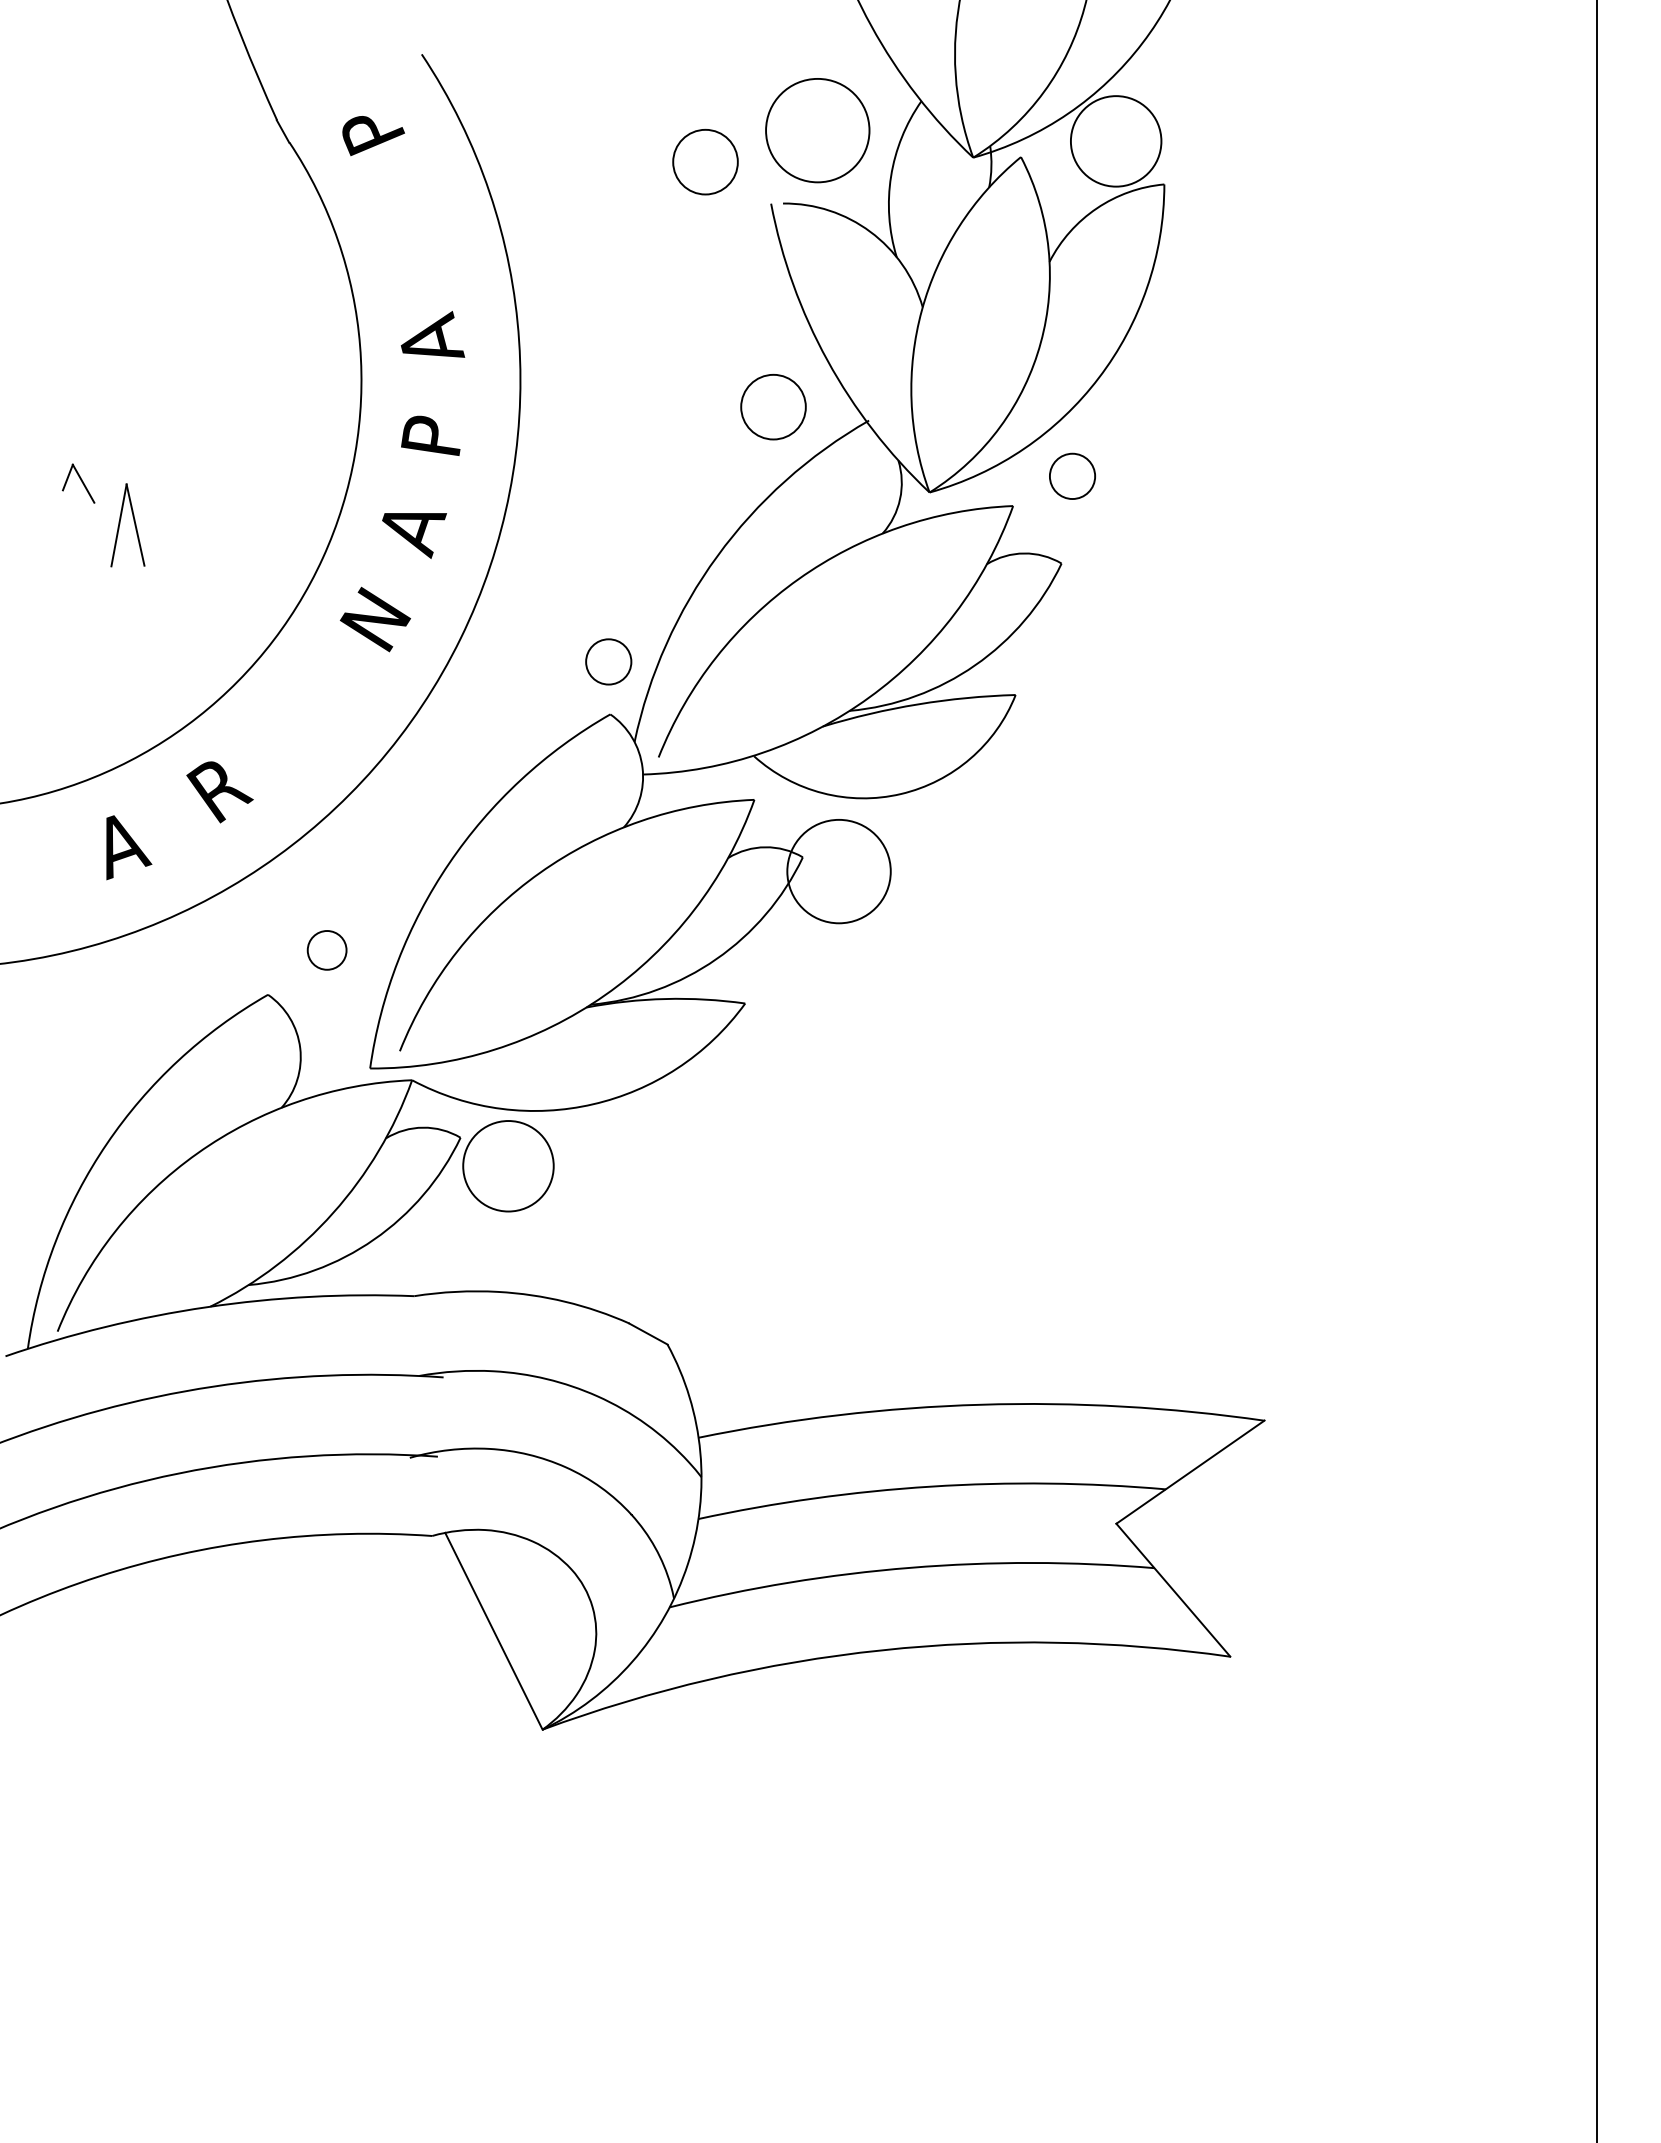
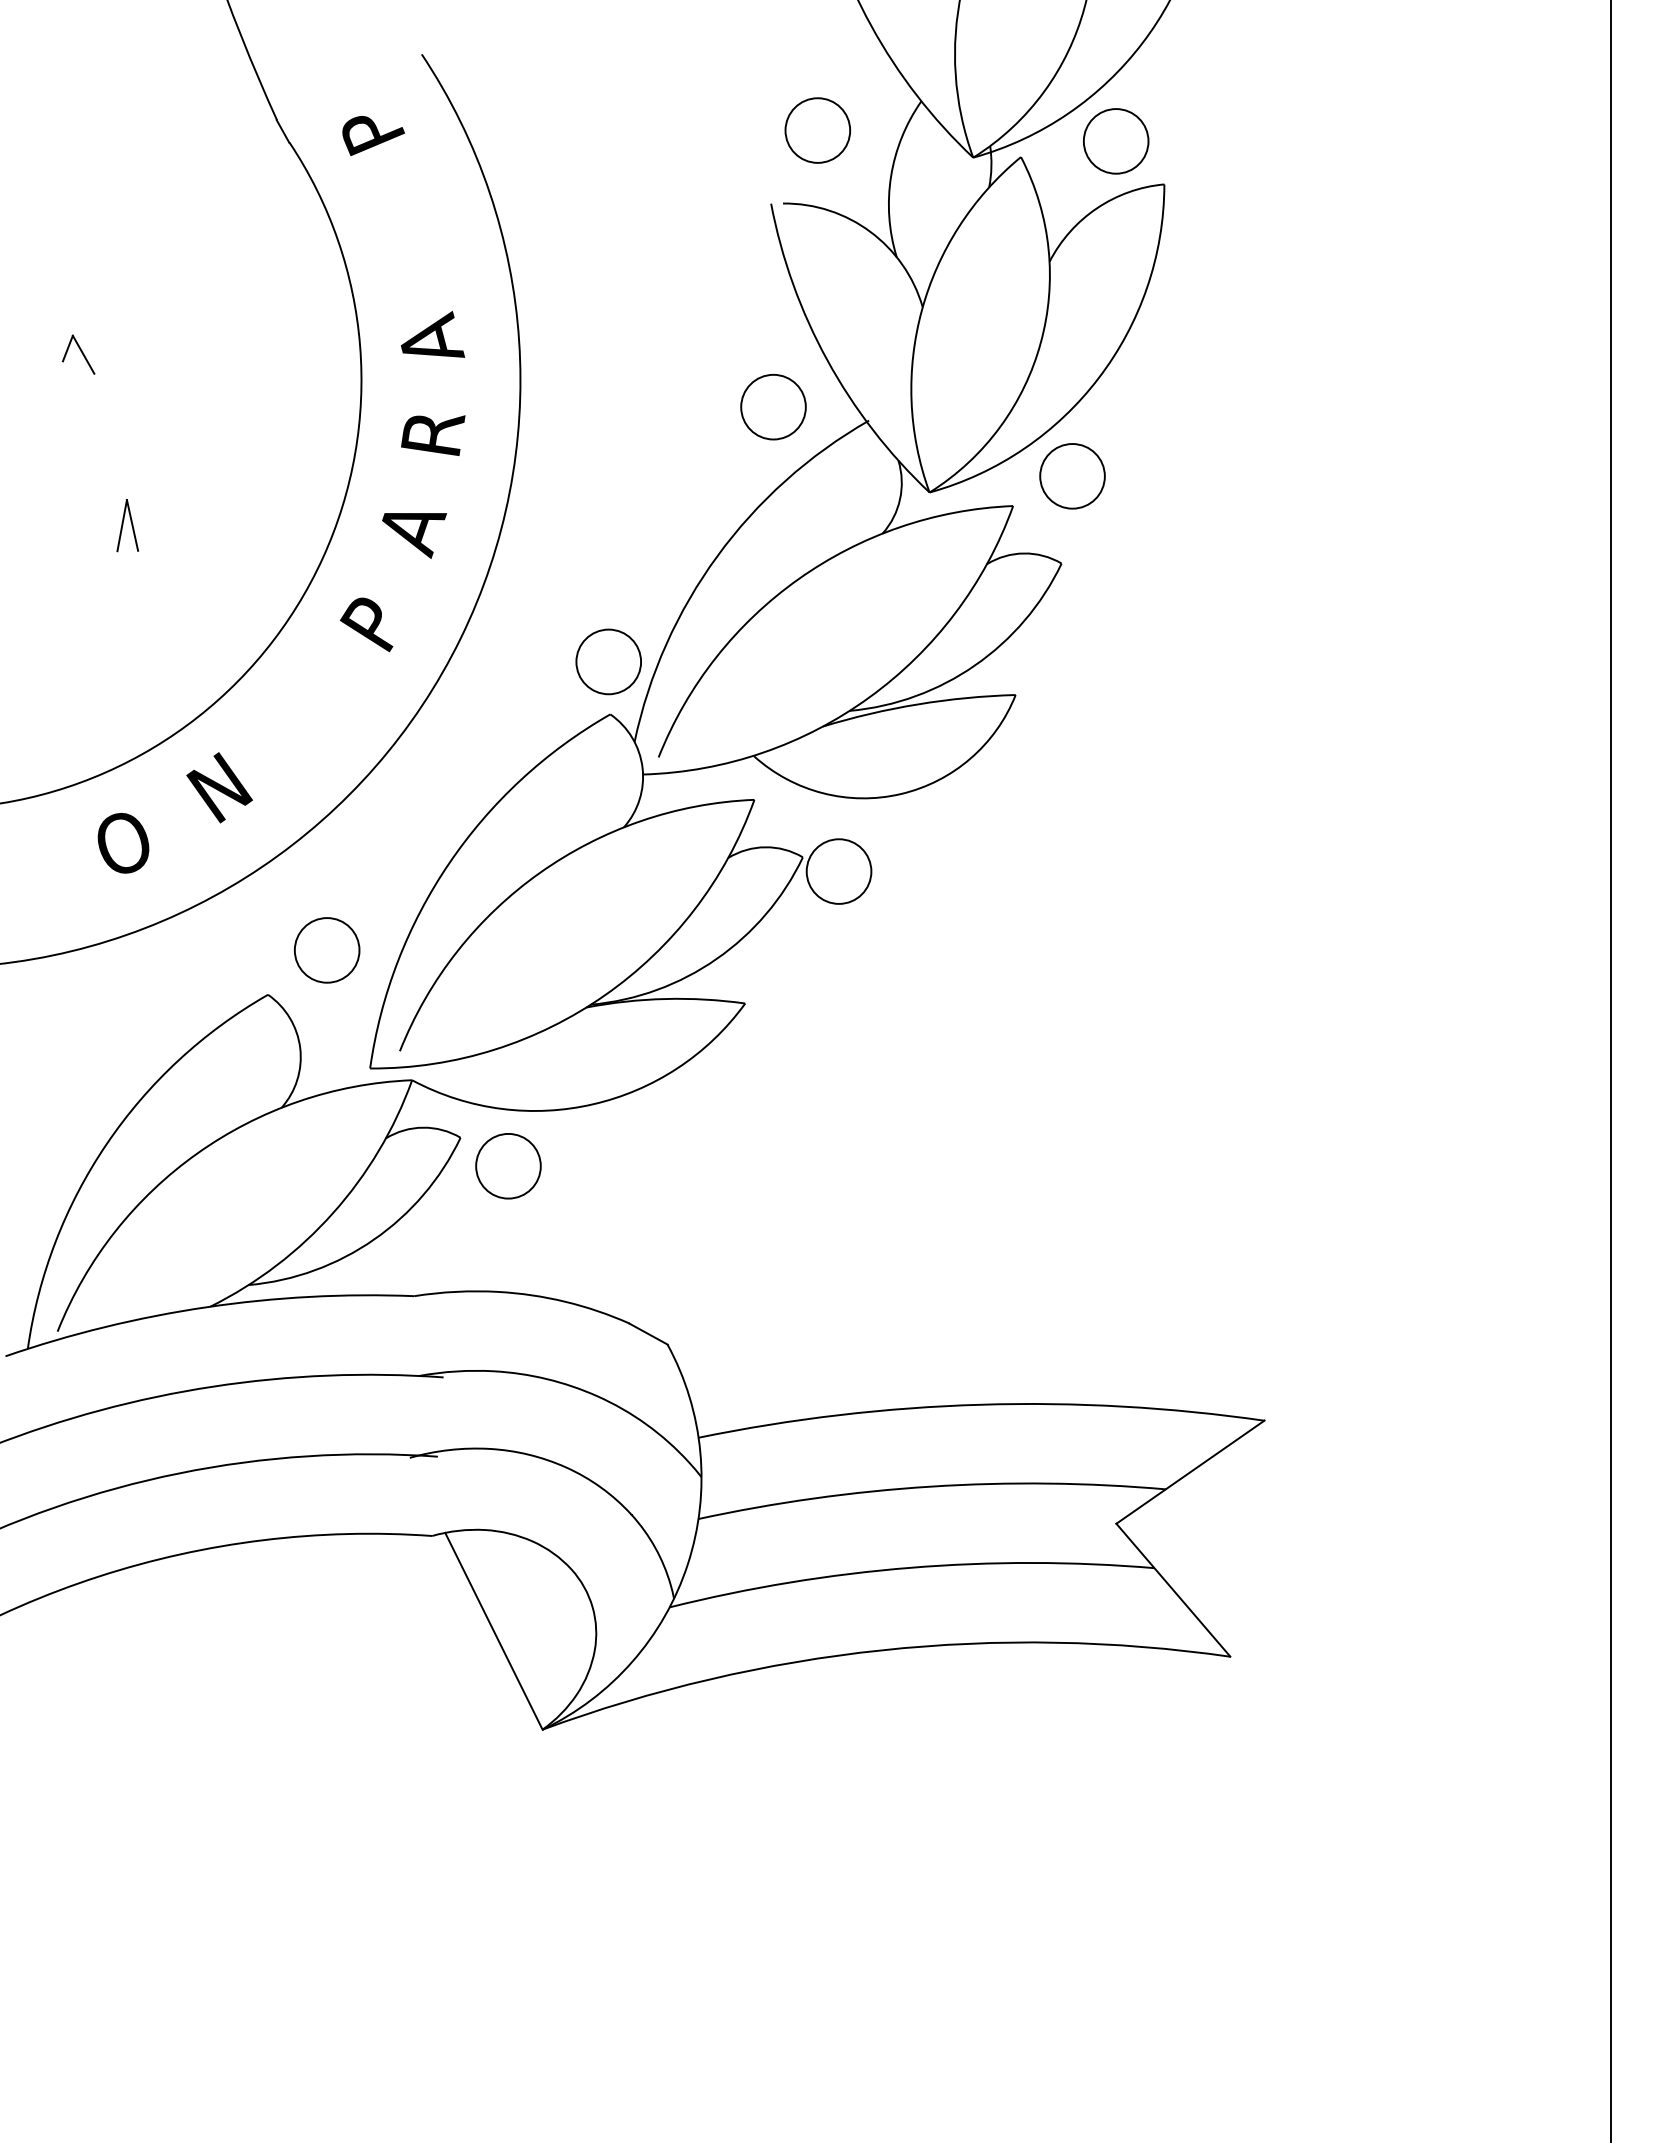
circle size: 106x106 px -> 68x67 px (817, 130)
circle diameter: 91 px -> 65 px (1115, 141)
circle: present -> none (705, 162)
text: P -> R (435, 430)
circle size: 47x48 px -> 67x67 px (1072, 476)
part position: (78, 483) -> (78, 354) (78, 354)
part size: 36x85 px -> 23x54 px (127, 525)
text: N -> P (378, 616)
circle diameter: 45 px -> 65 px (608, 661)
text: R -> N (223, 785)
text: A -> O (124, 846)
circle diameter: 103 px -> 65 px (838, 871)
circle diameter: 39 px -> 65 px (326, 950)
line position: (1597, 1070) -> (1611, 1070) (1611, 1070)
circle diameter: 91 px -> 65 px (508, 1165)
